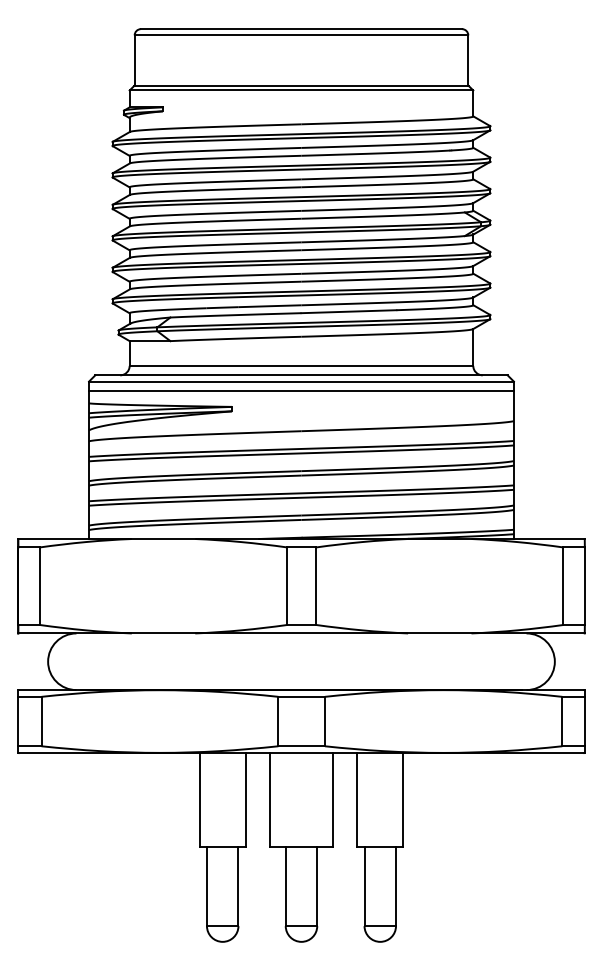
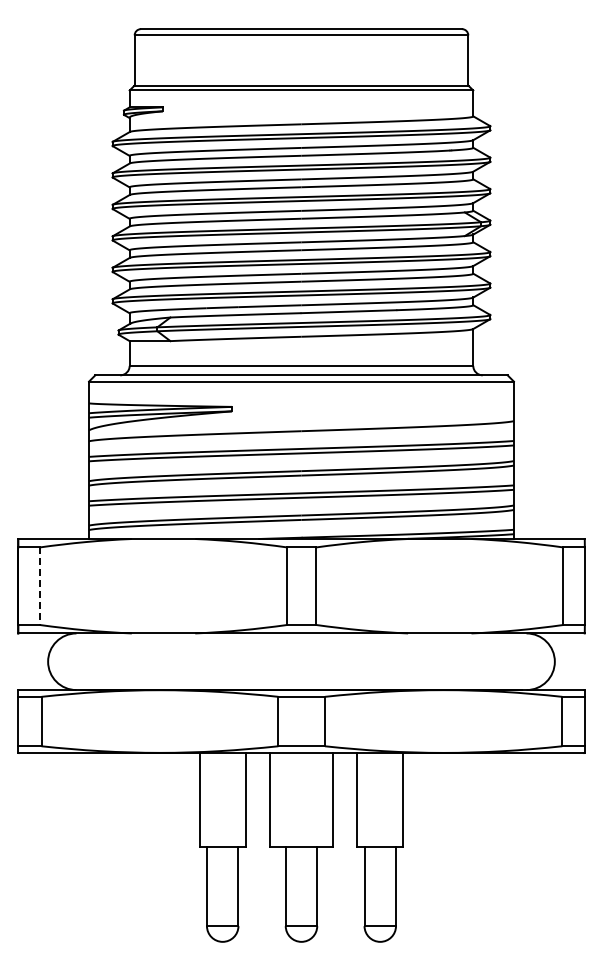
line: present -> none (301, 391)
line: solid -> dashed (39, 586)
